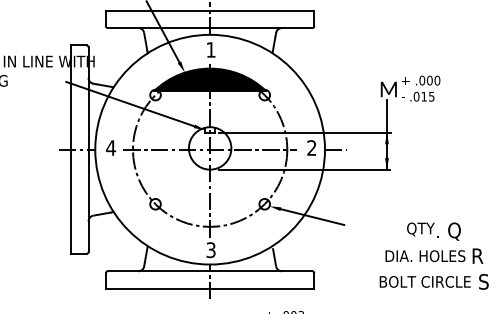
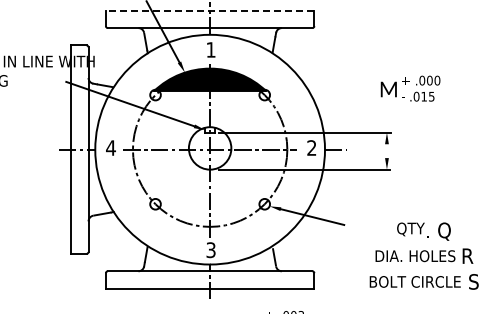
line: solid -> dashed (209, 10)
line: present -> none (386, 134)
text position: (433, 255) -> (423, 255) (423, 255)
